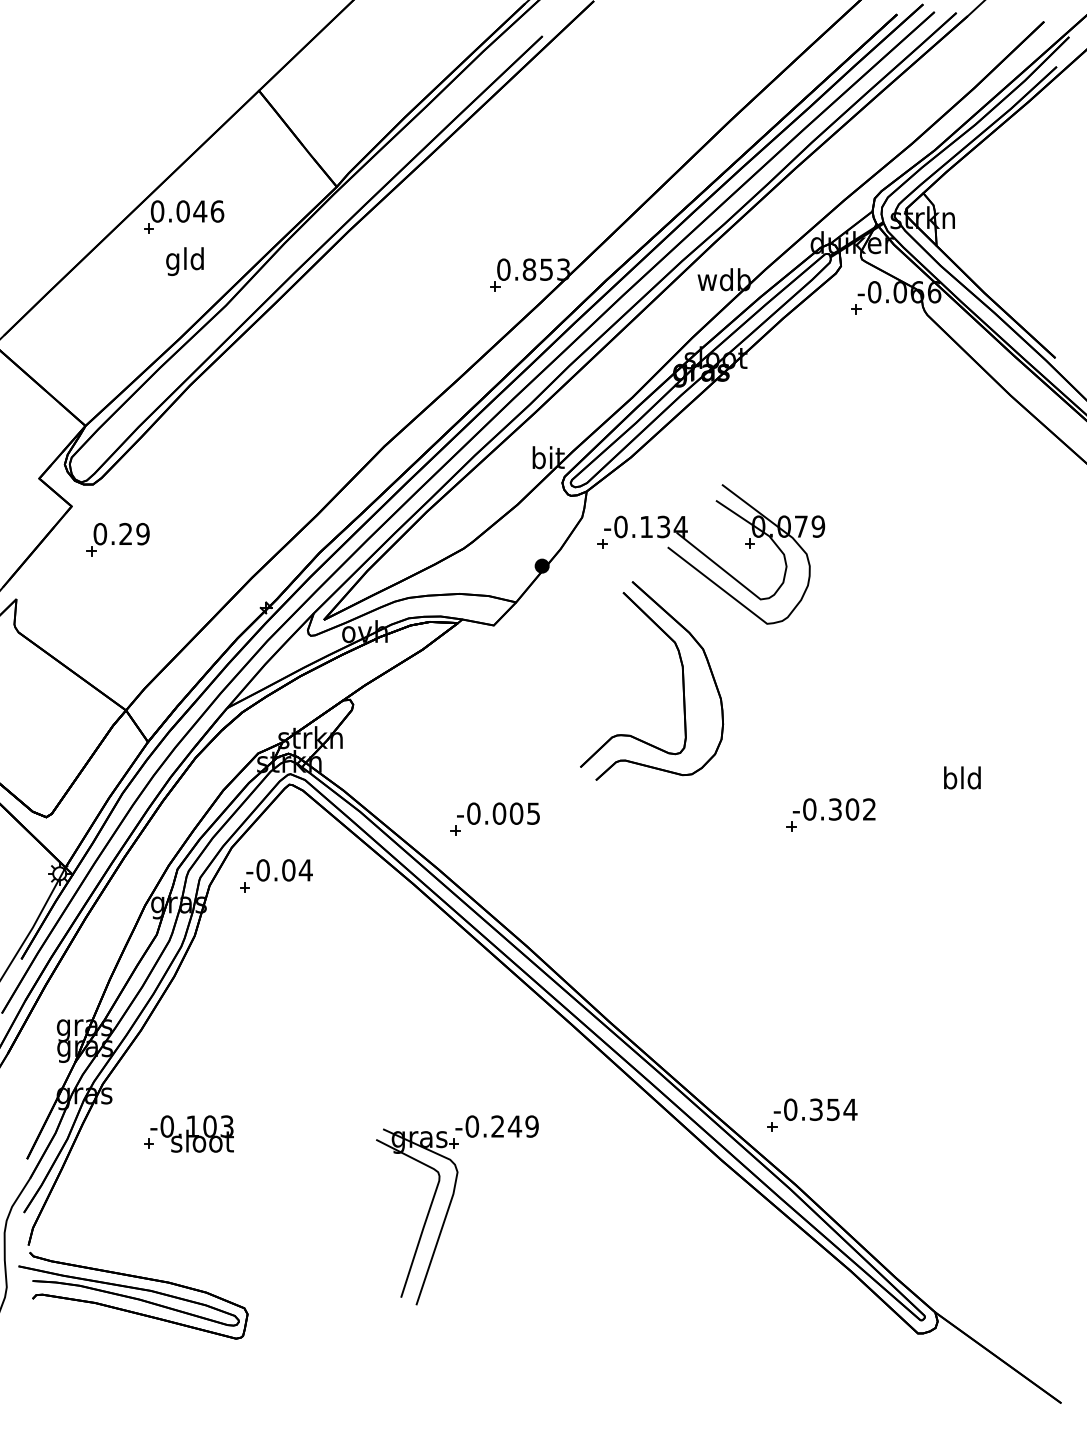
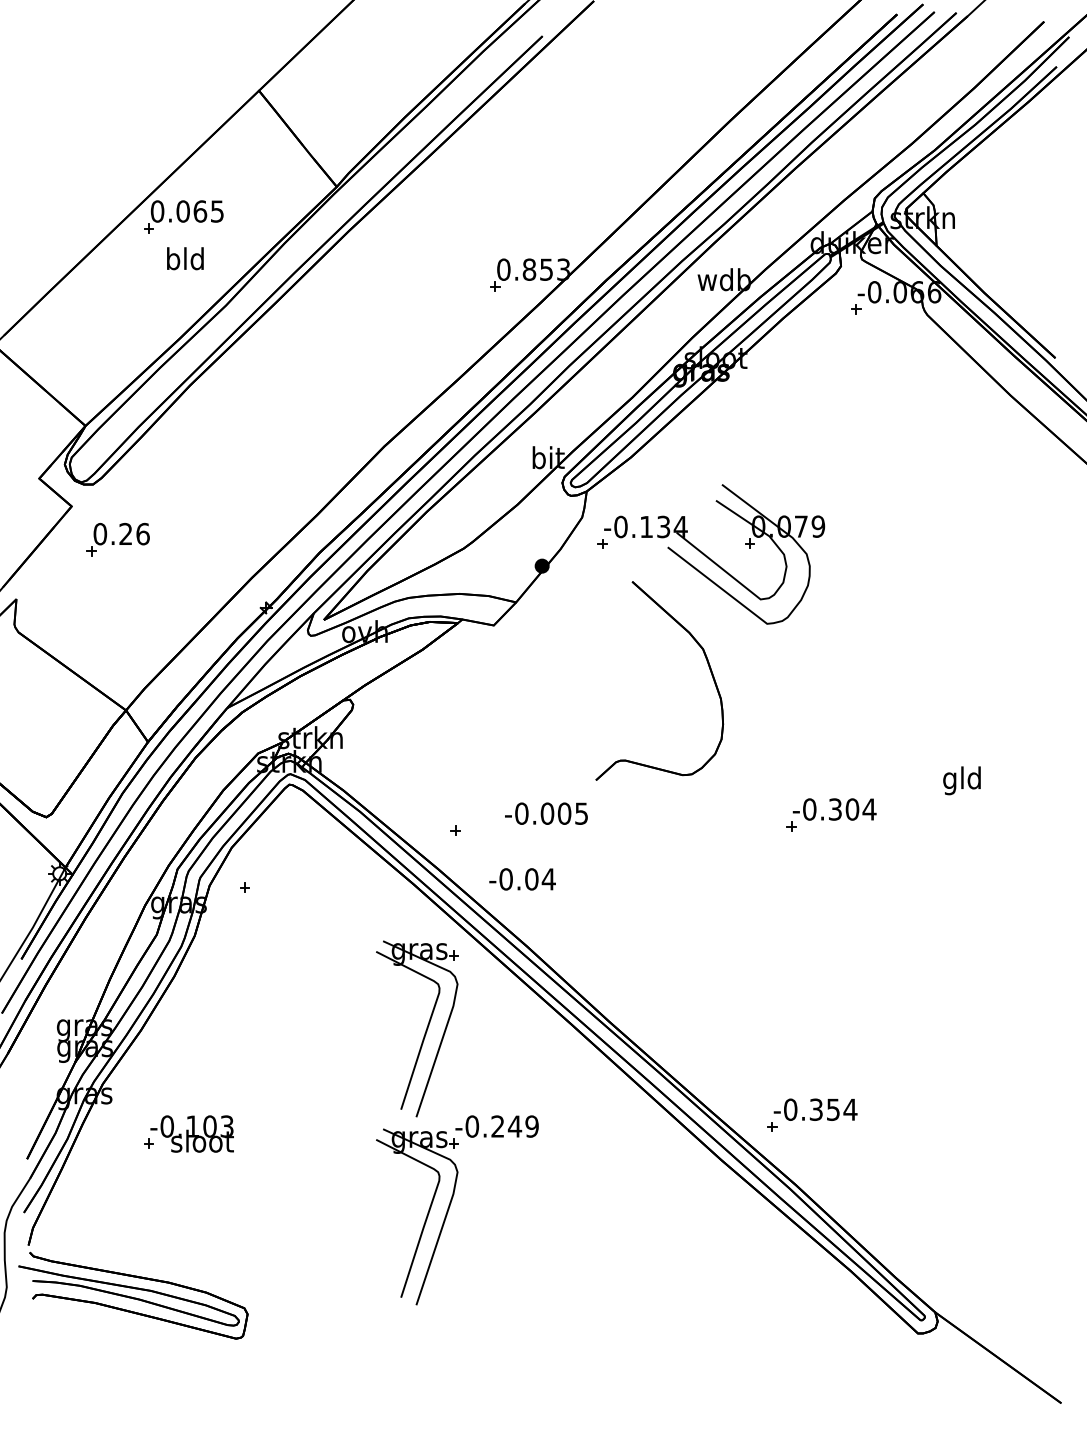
text: 0.046 -> 0.065 (208, 211)
text: gld -> bld (173, 261)
text: 0.29 -> 0.26 (142, 533)
part: present -> none (682, 679)
text: bld -> gld (950, 780)
text: -0.302 -> -0.304 (869, 809)
text position: (498, 813) -> (546, 813) (546, 813)
text position: (279, 870) -> (522, 879) (522, 879)
part: none -> present (425, 1030)
